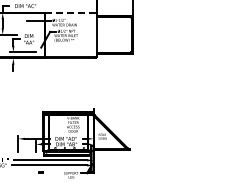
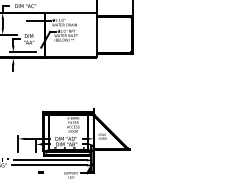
line: dashed -> solid (70, 12)
